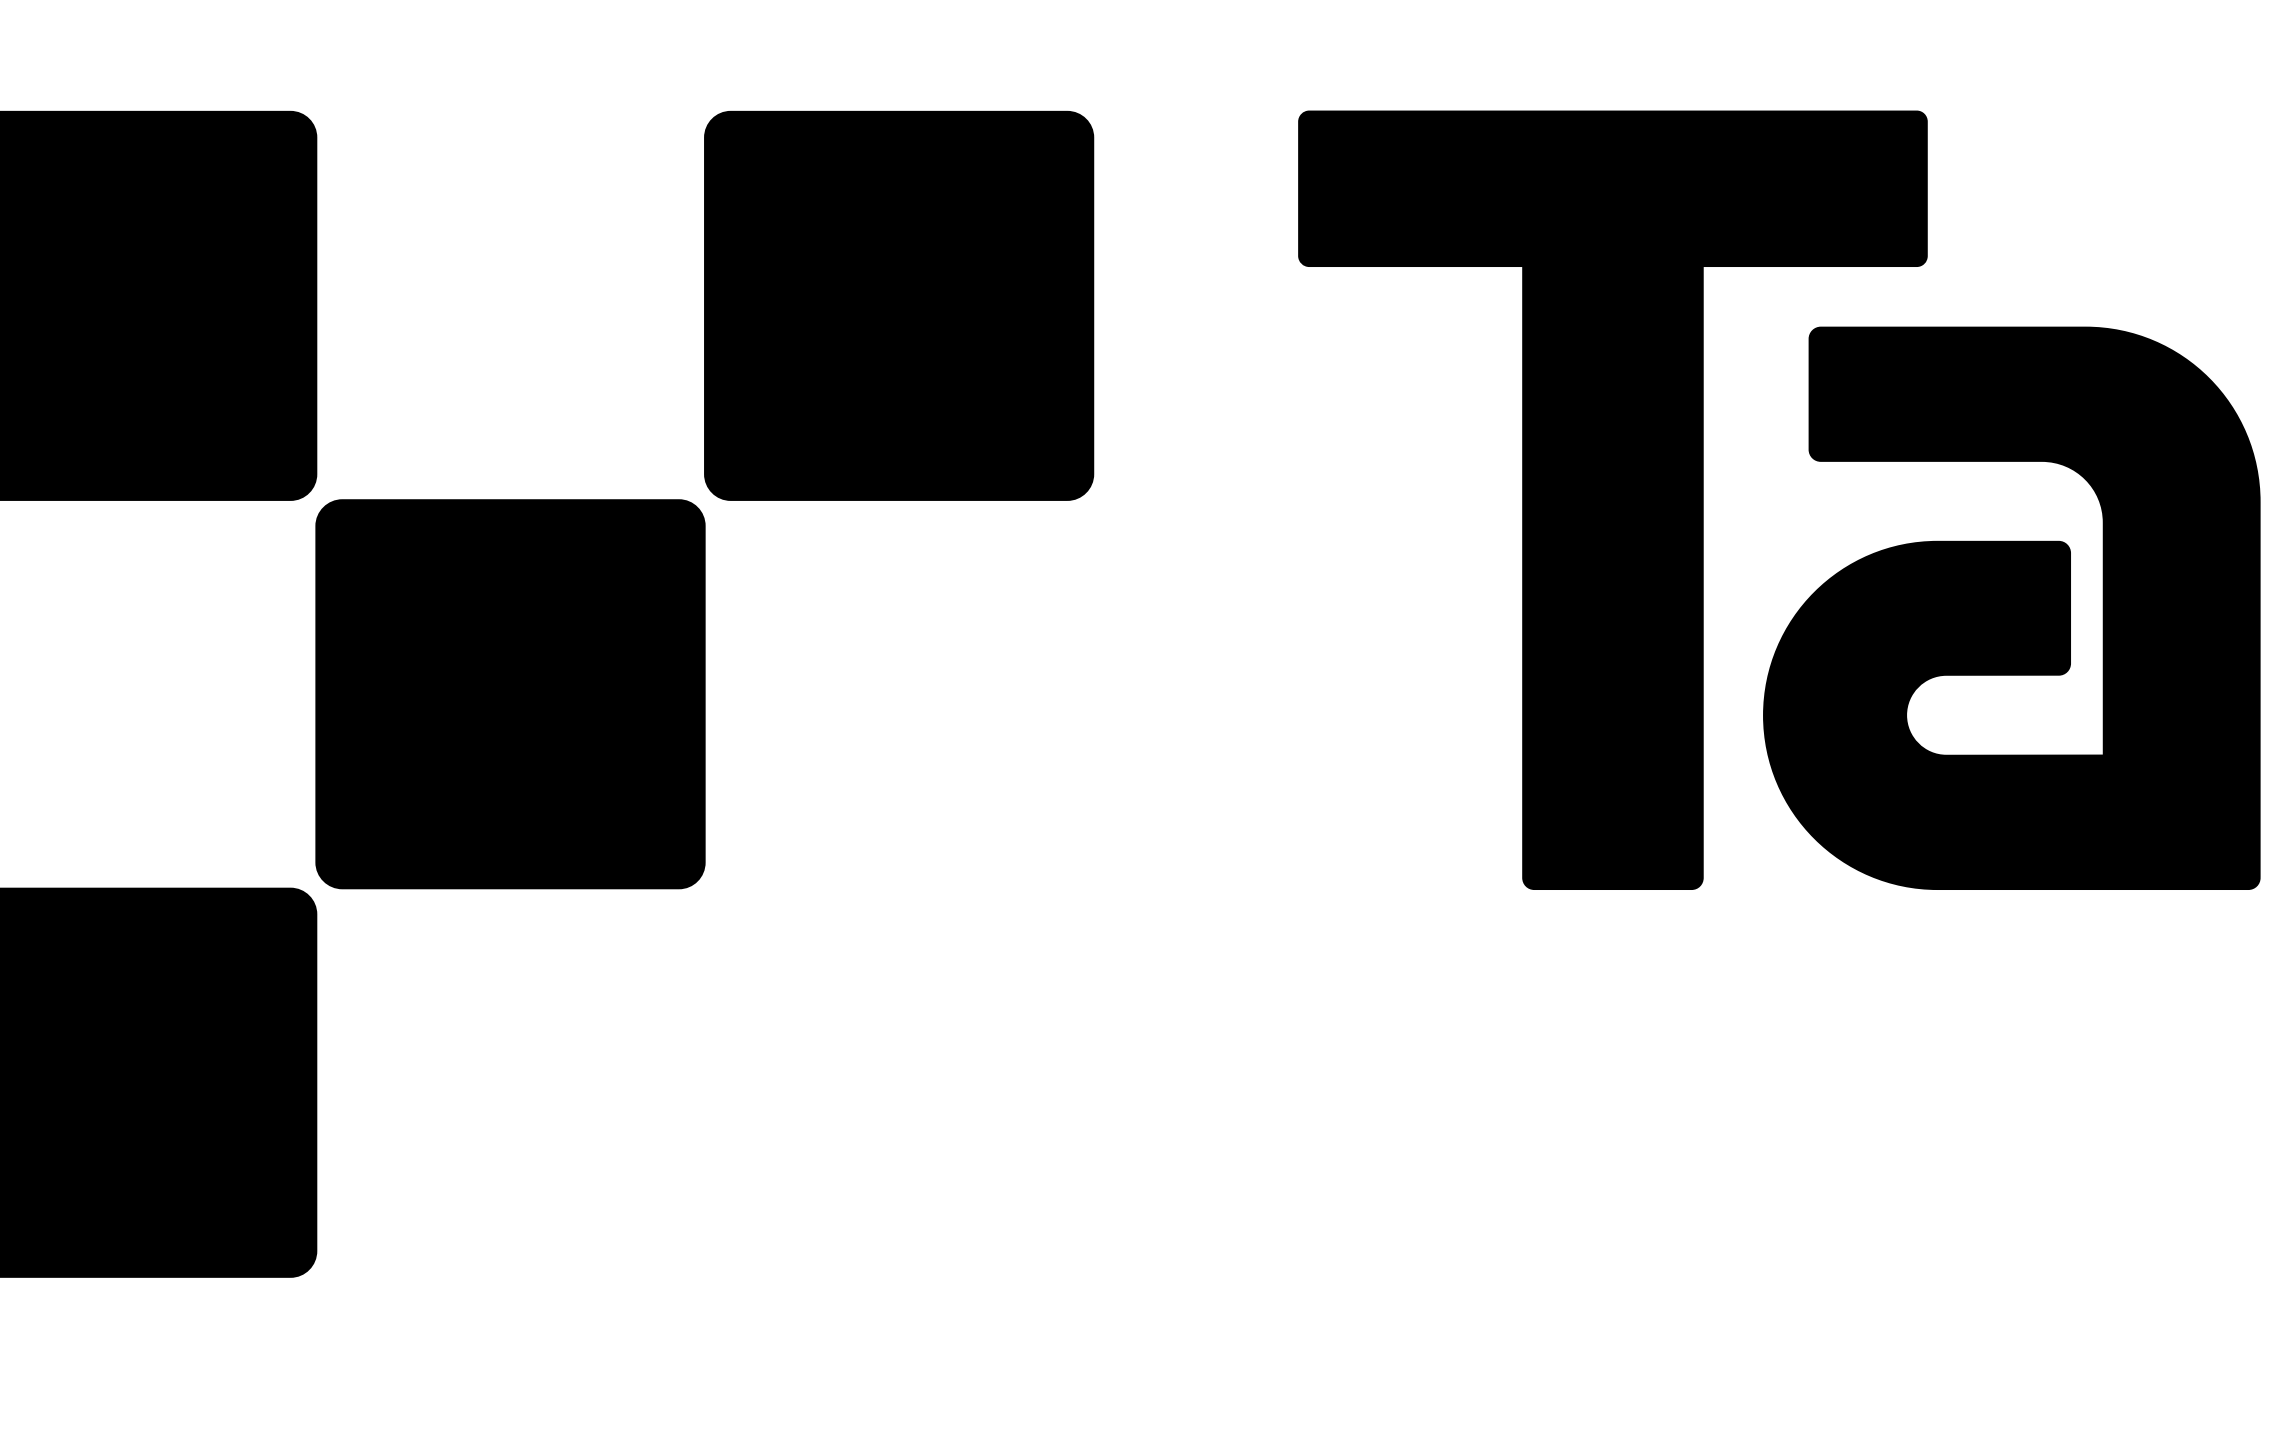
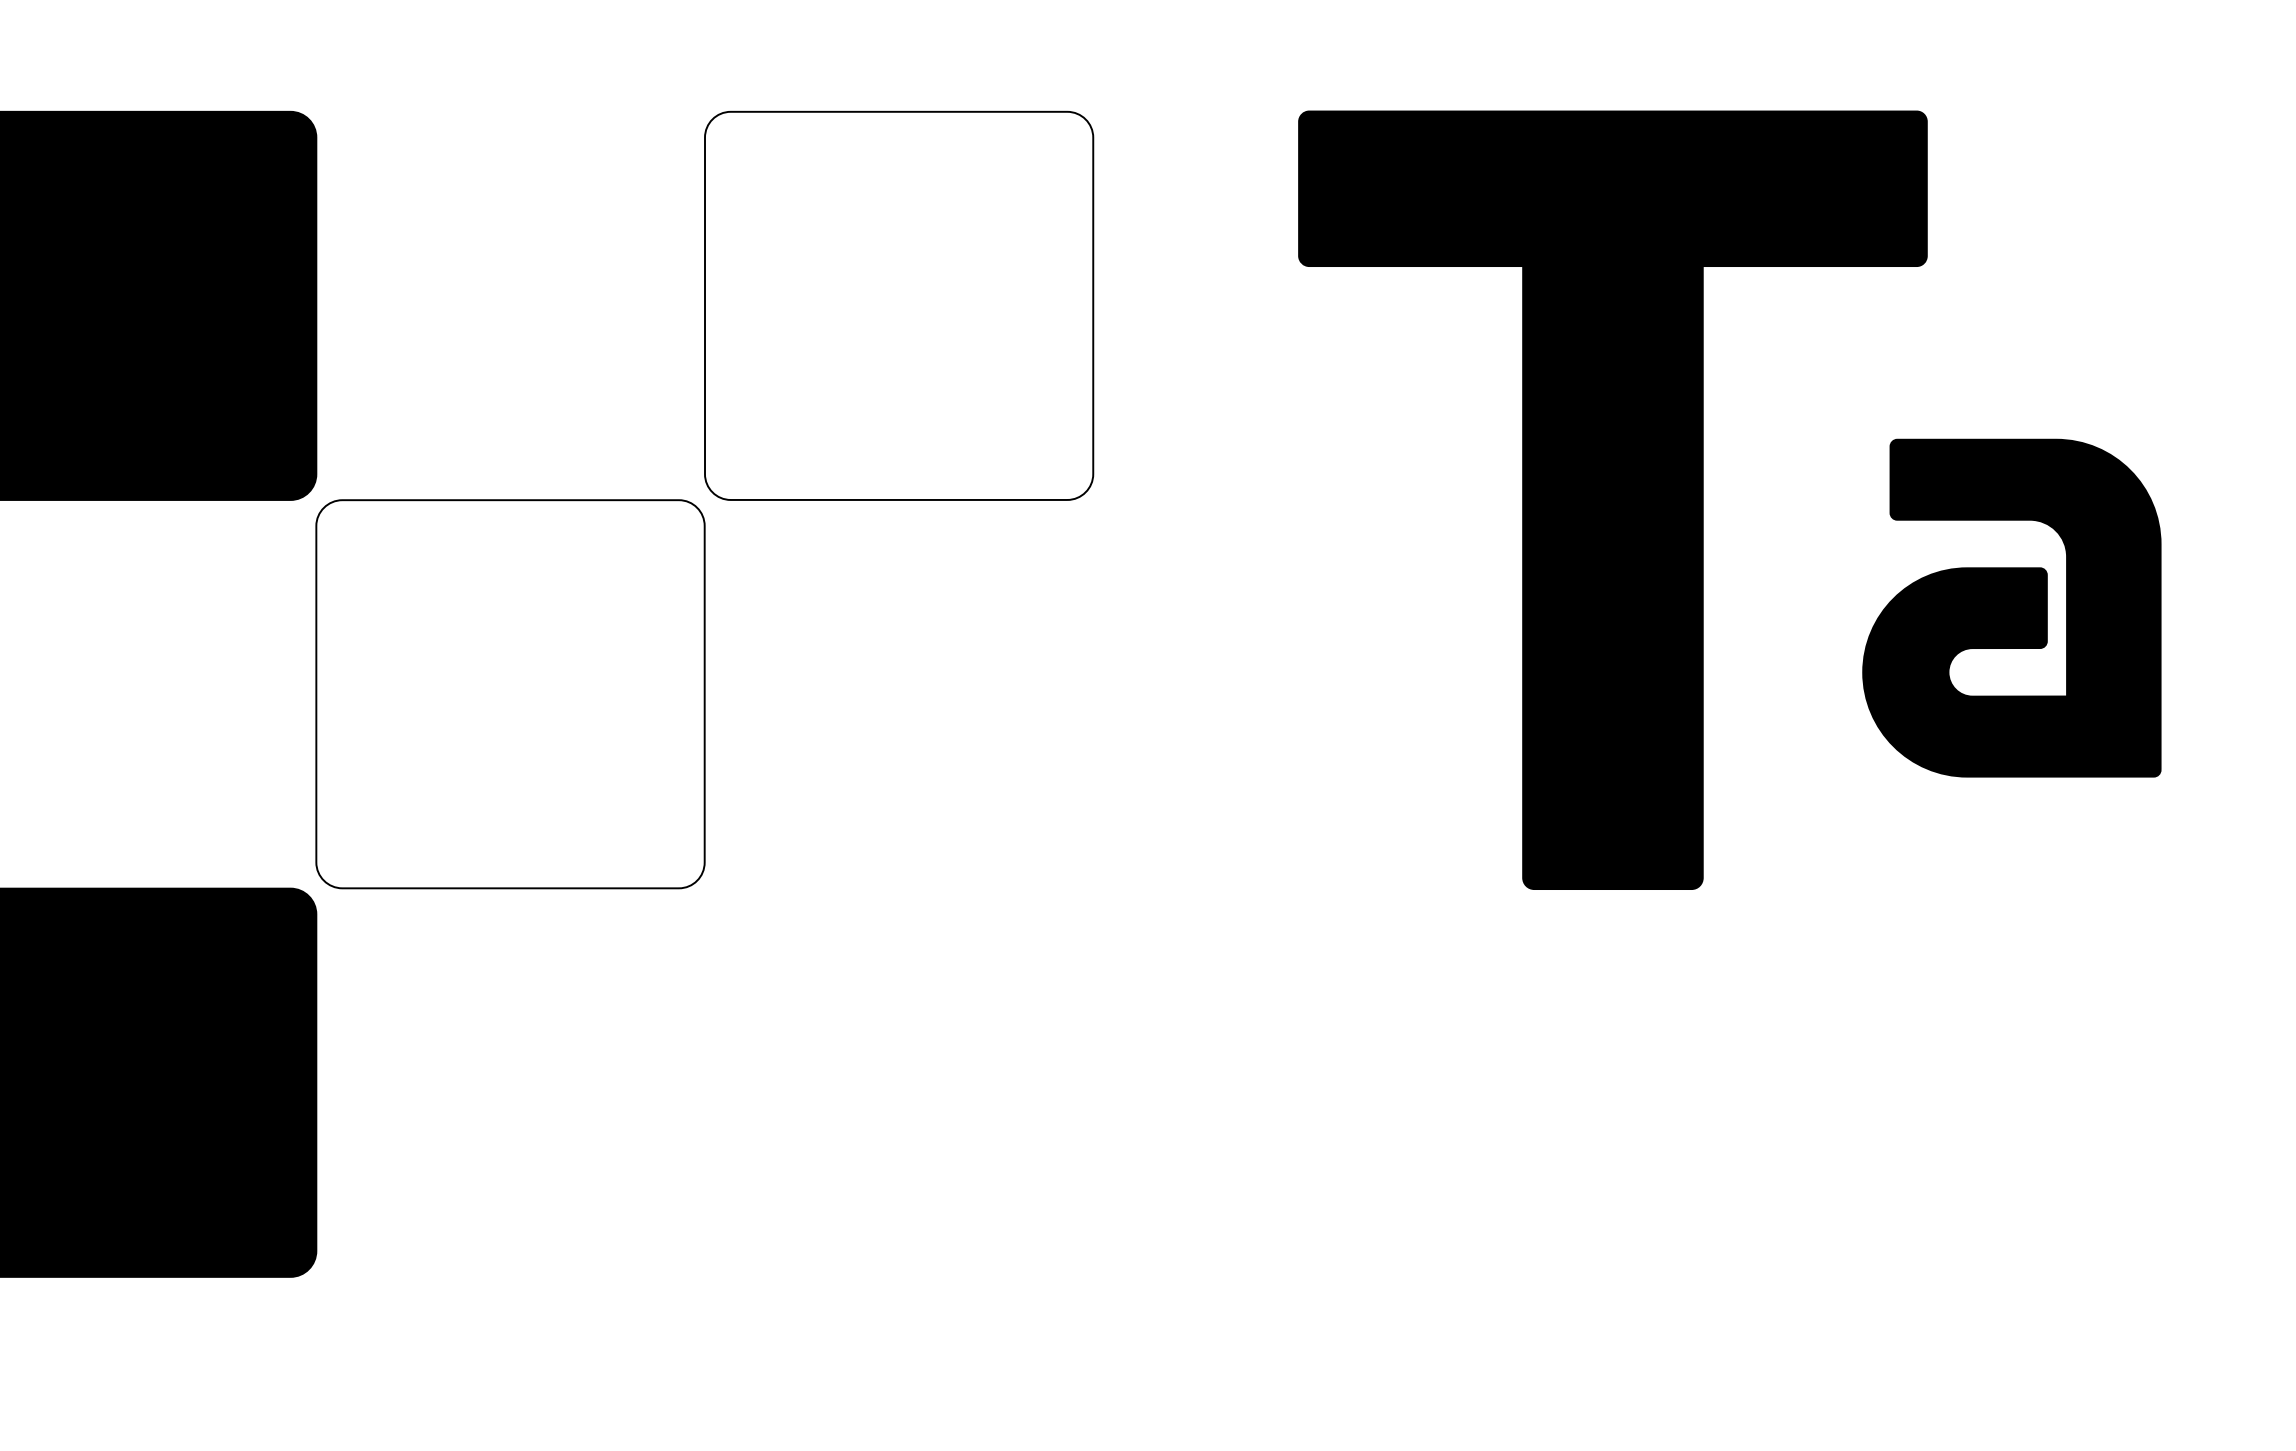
fill: present -> none (899, 305)
part size: 498x564 px -> 300x340 px (2011, 607)
fill: present -> none (510, 694)
